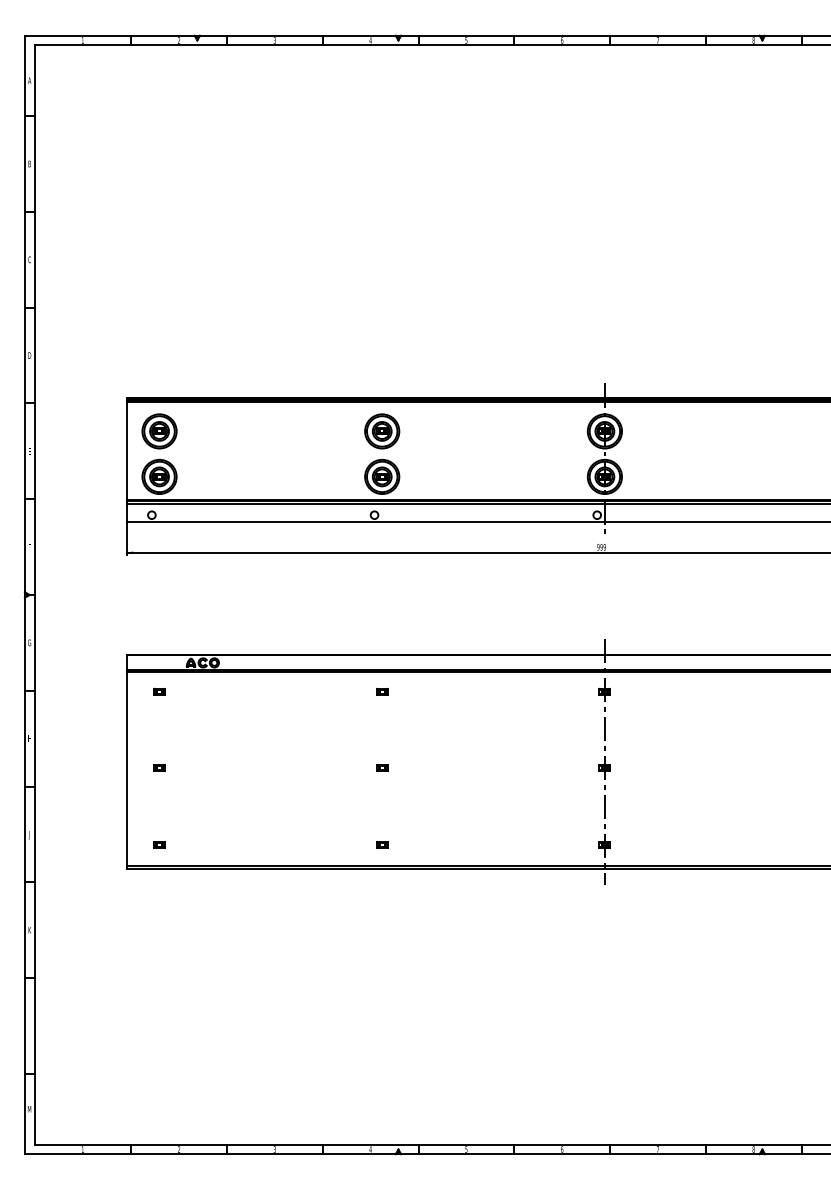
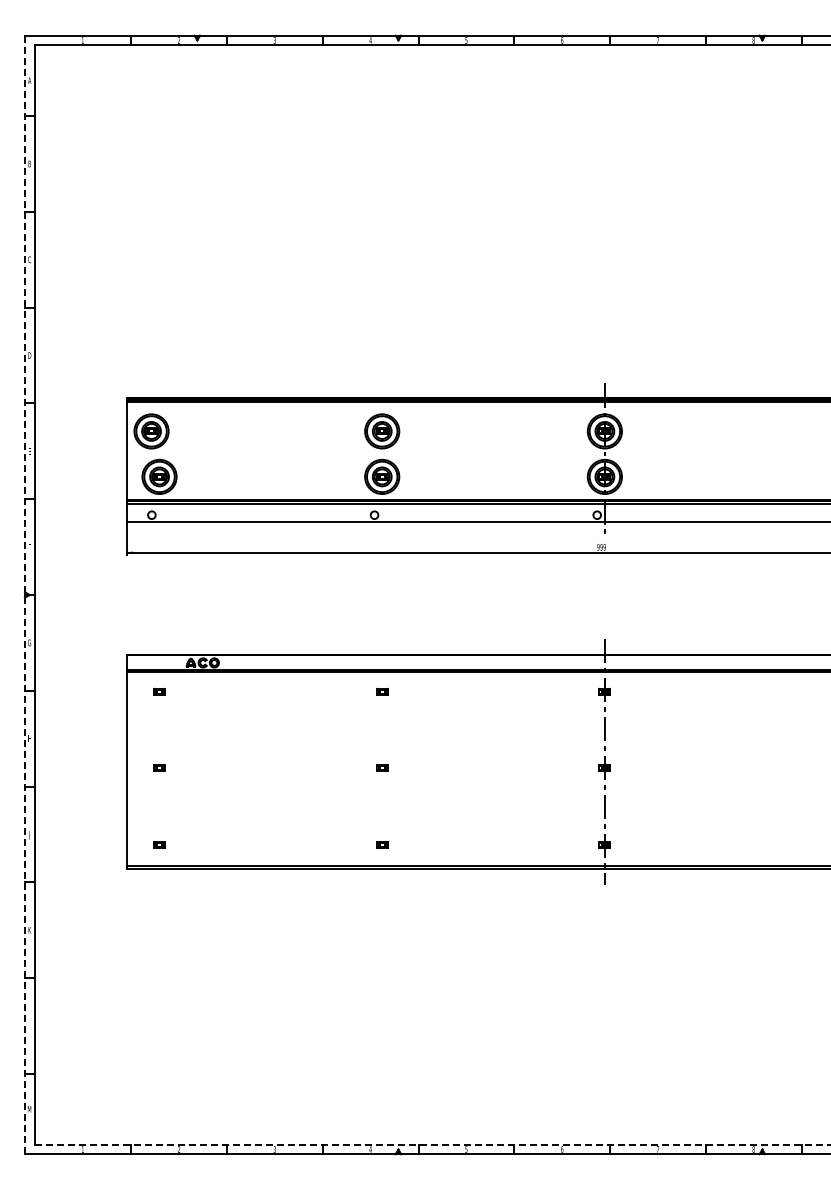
part position: (159, 431) -> (151, 431) (151, 431)
line: solid -> dashed (24, 594)
line: solid -> dashed (432, 1144)
